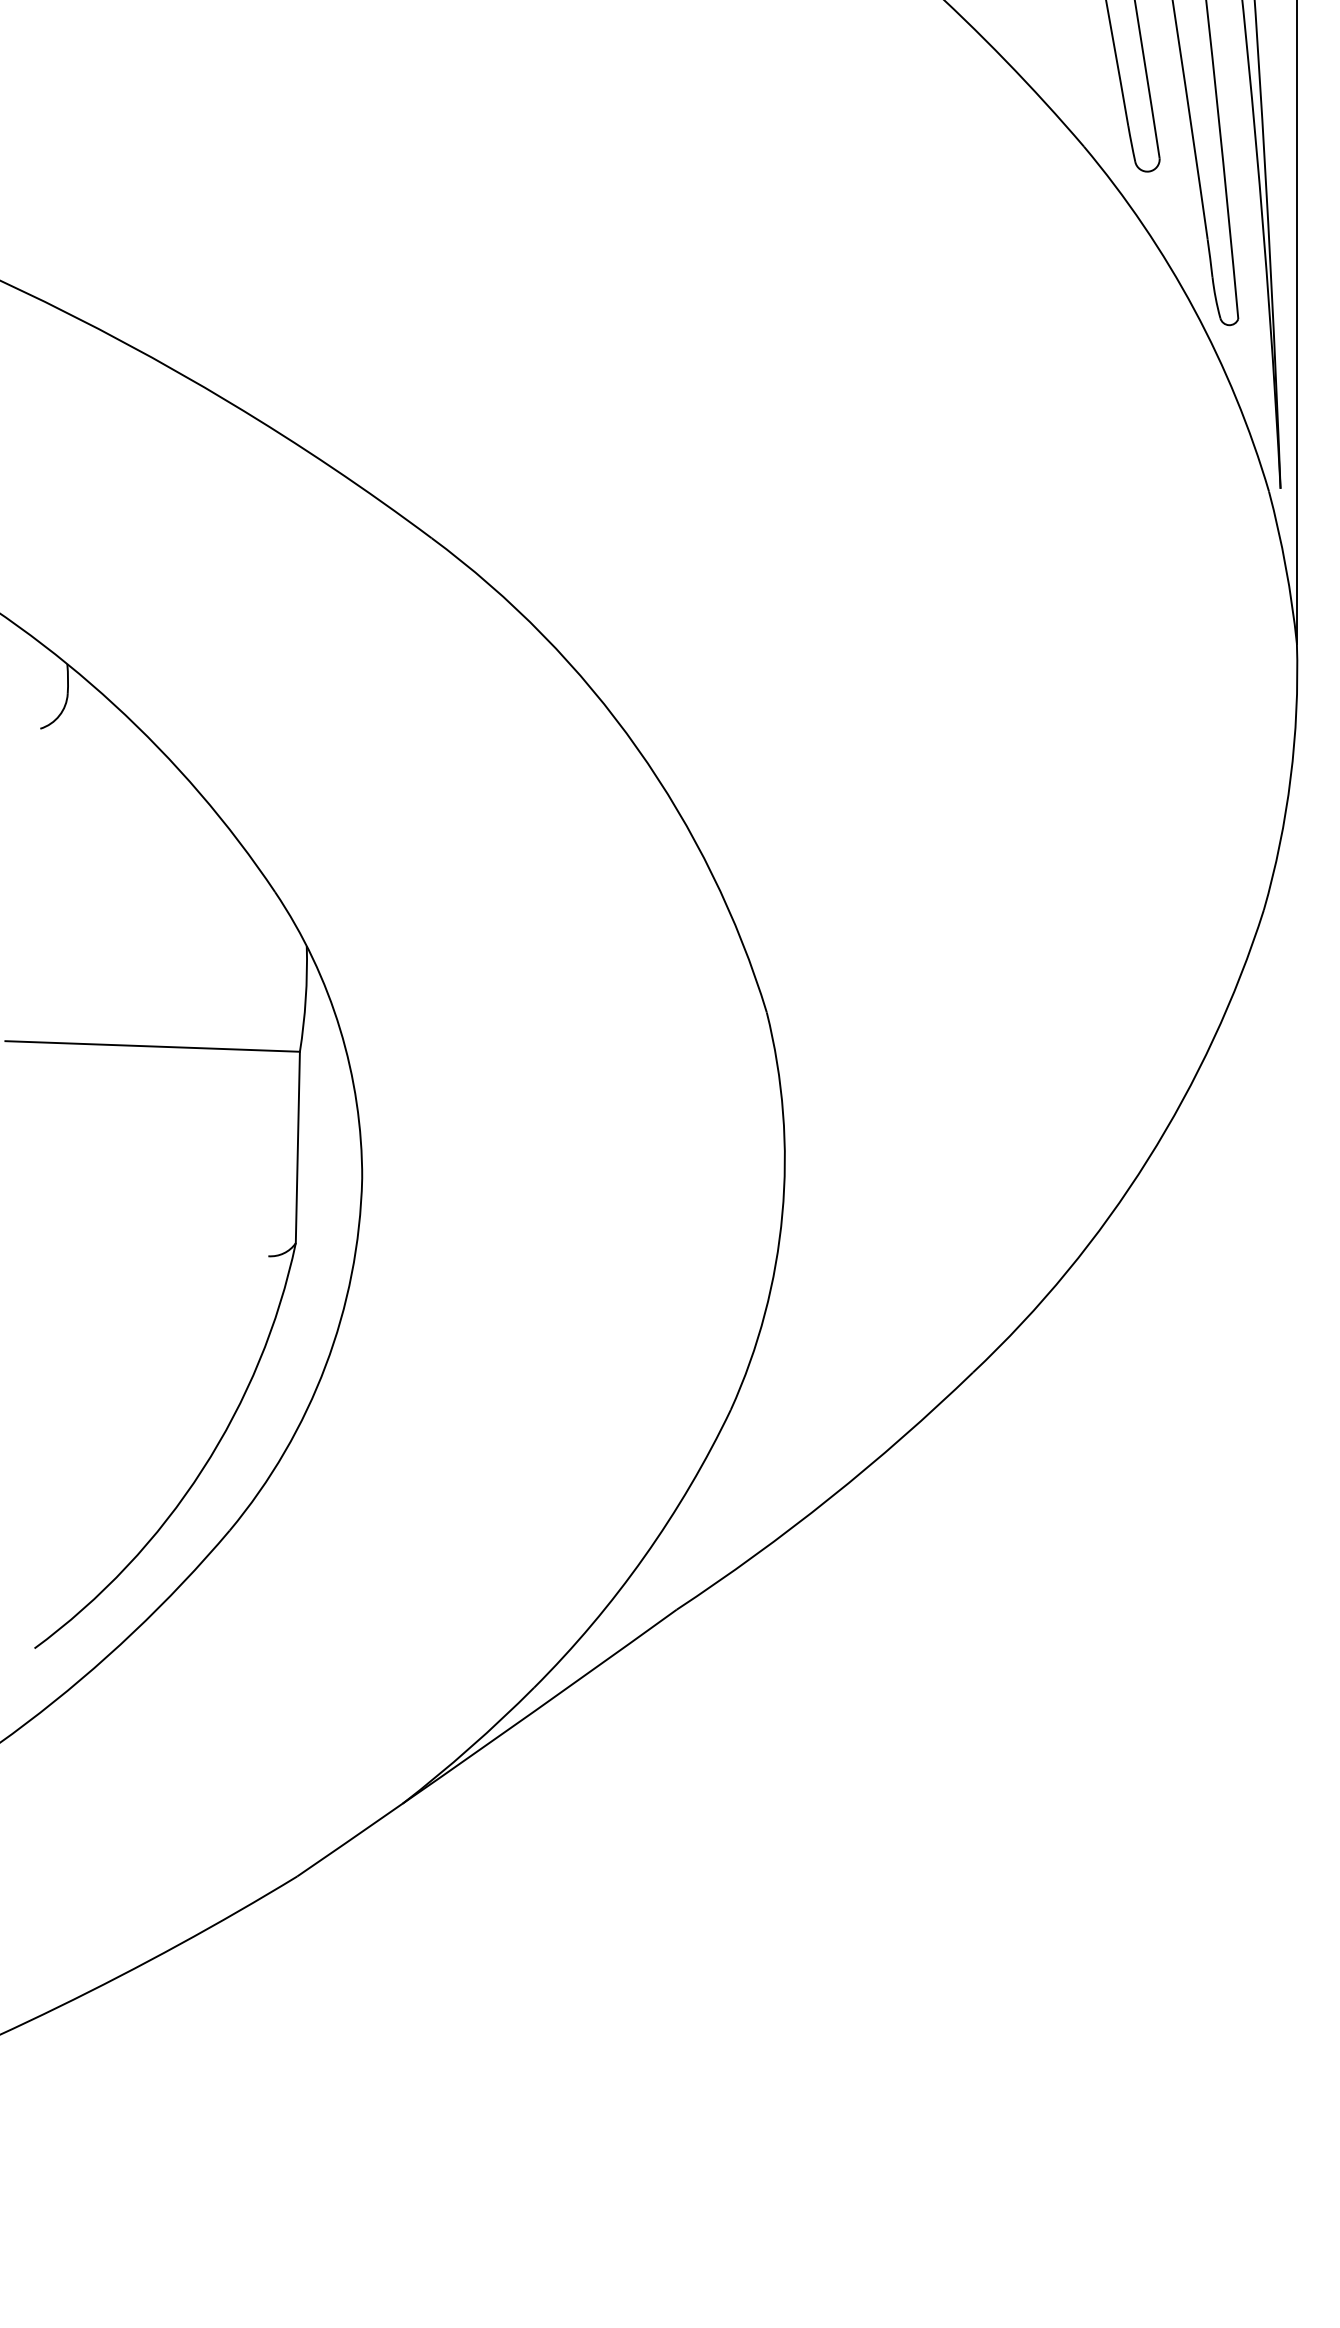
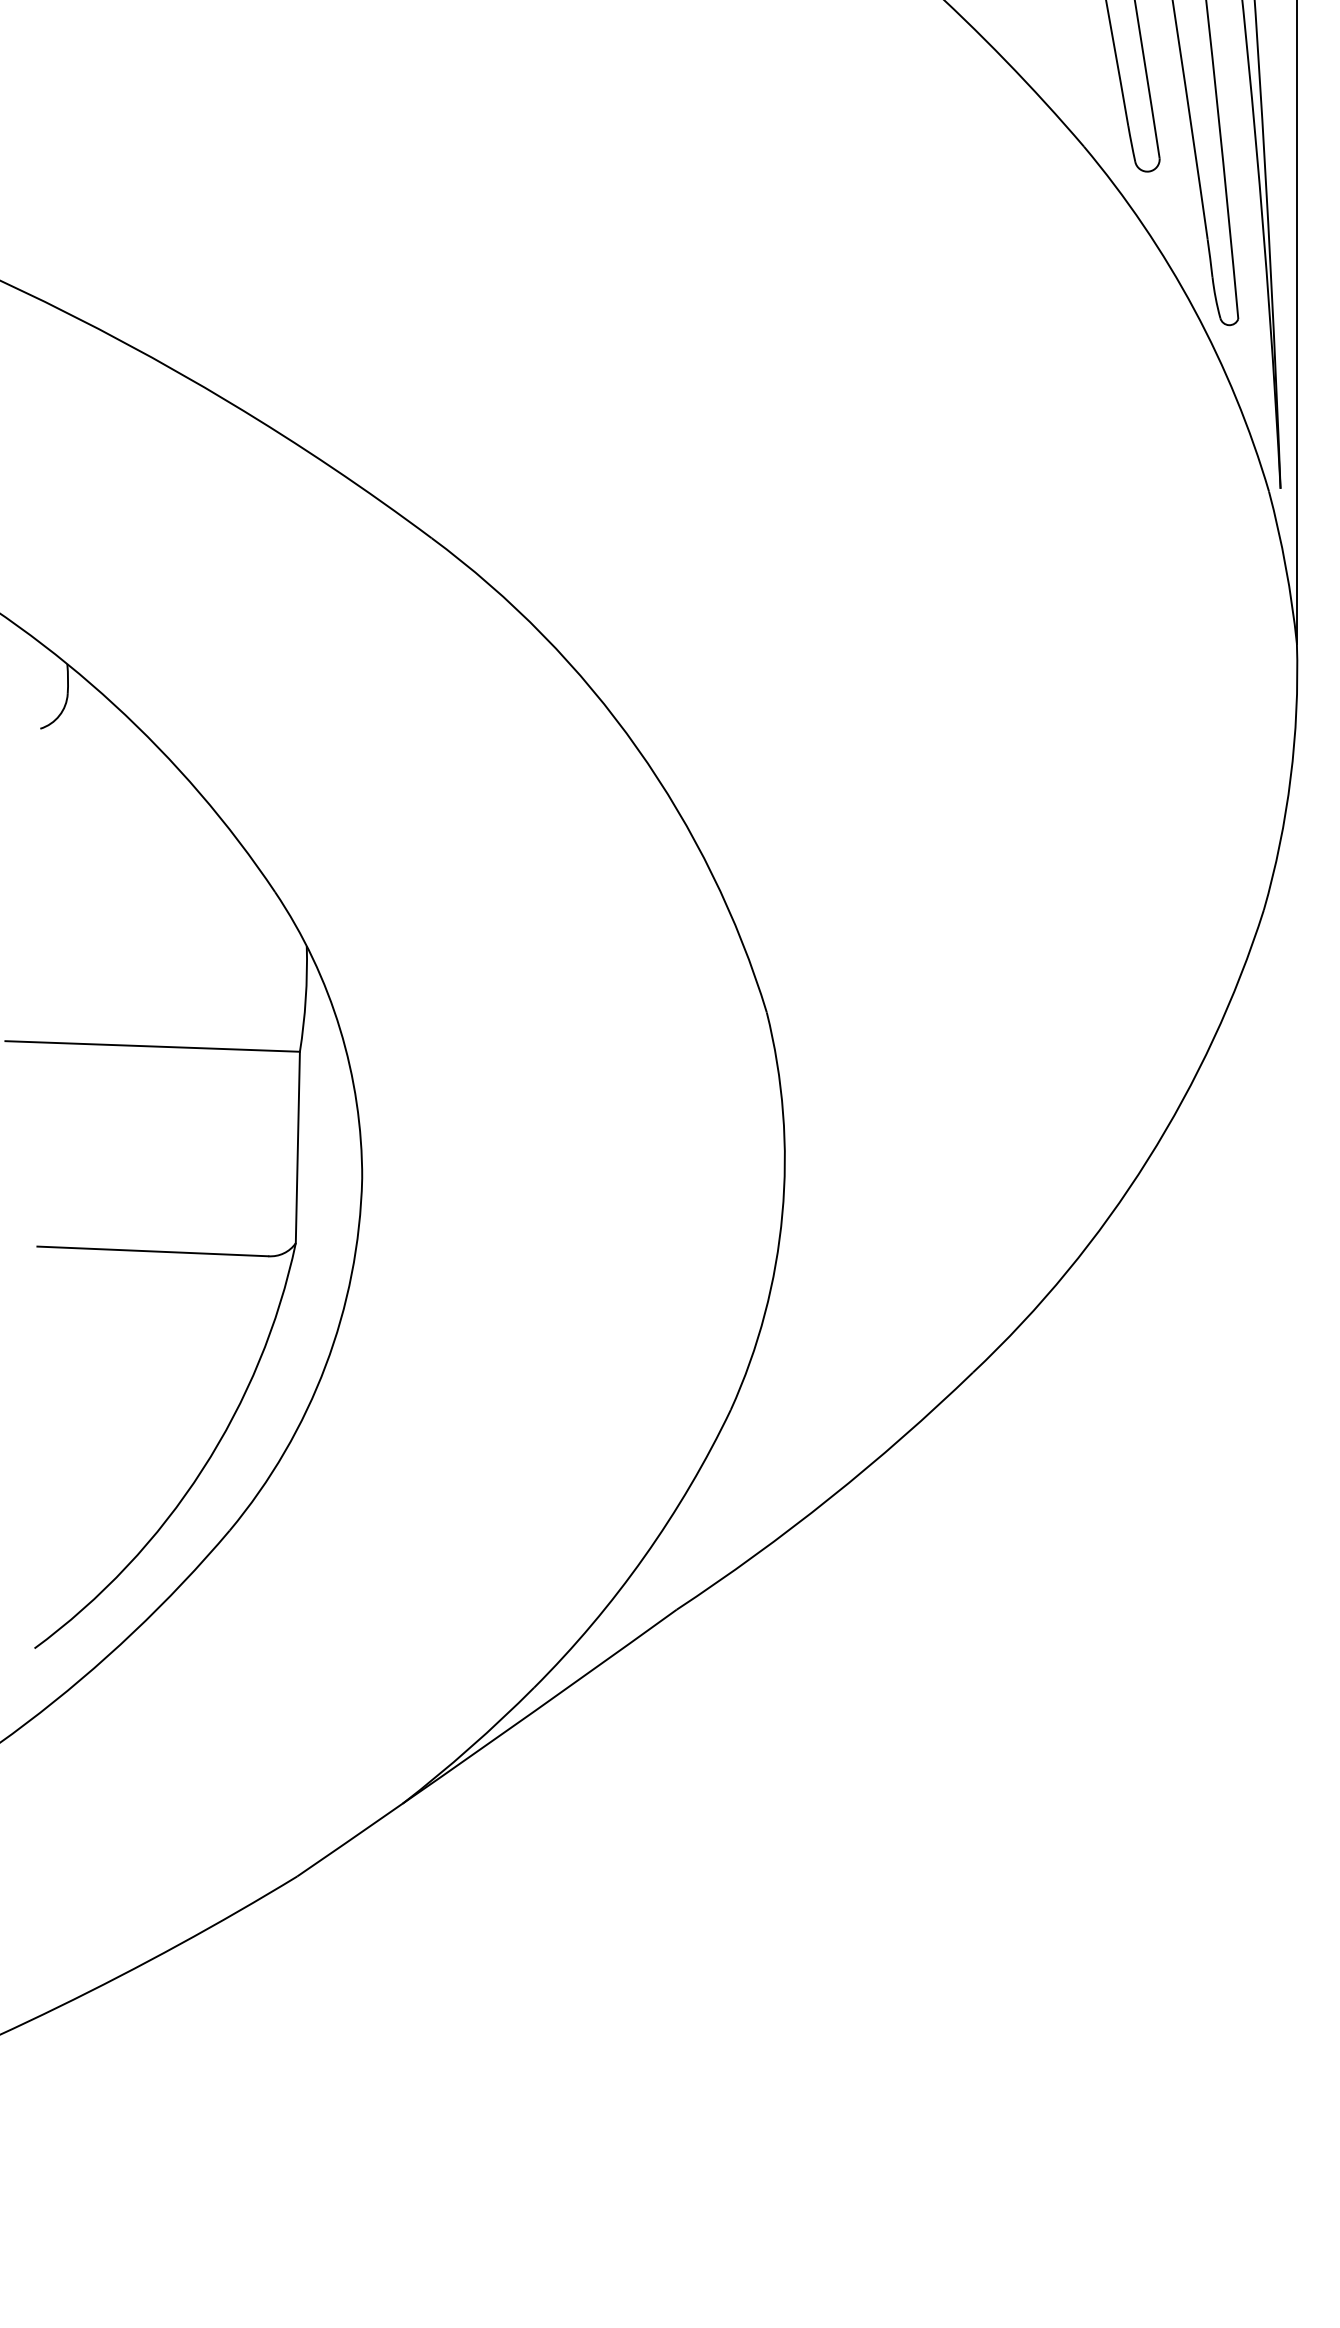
line: none -> present (152, 1251)
